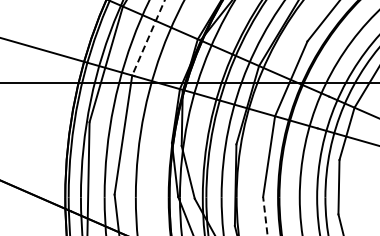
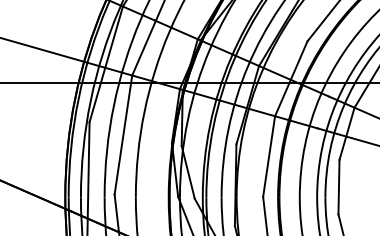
line: dashed -> solid (148, 38)
line: dashed -> solid (265, 215)
